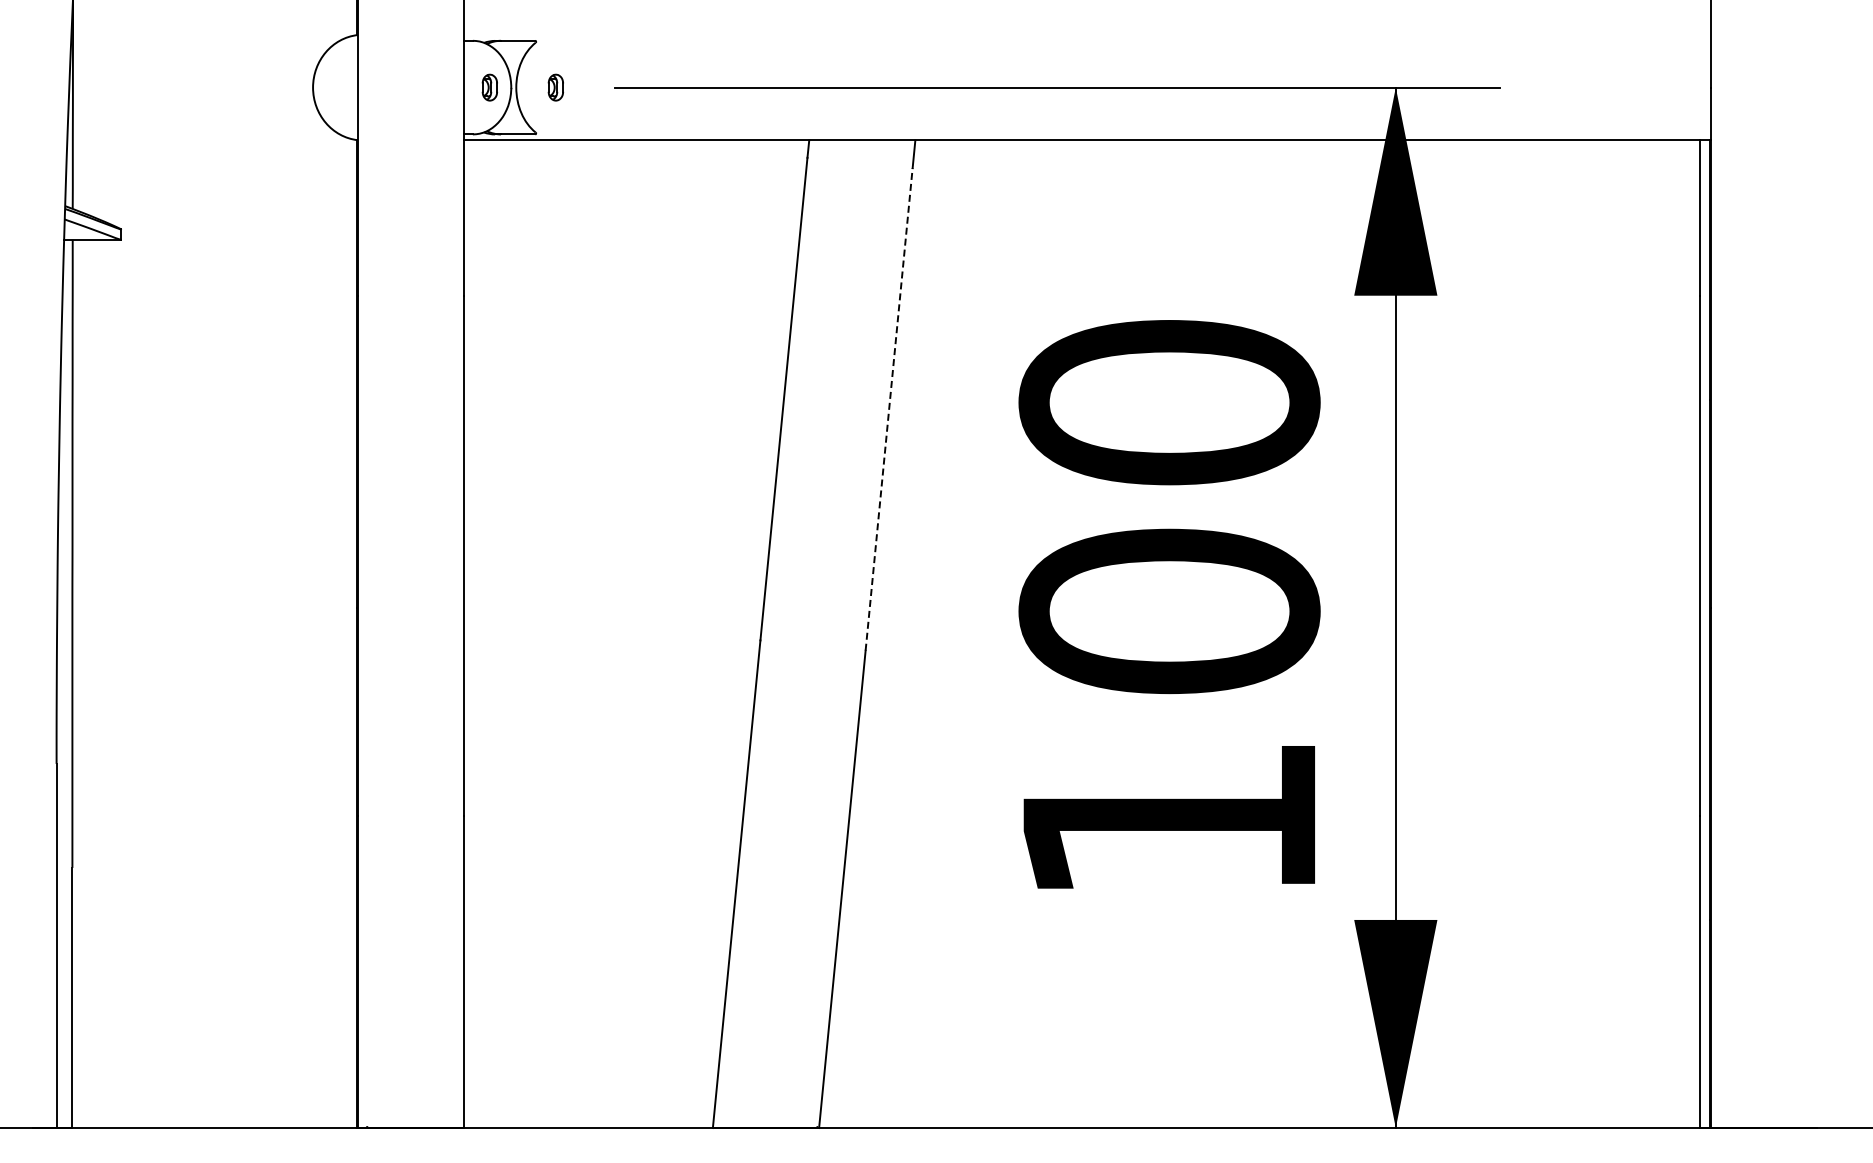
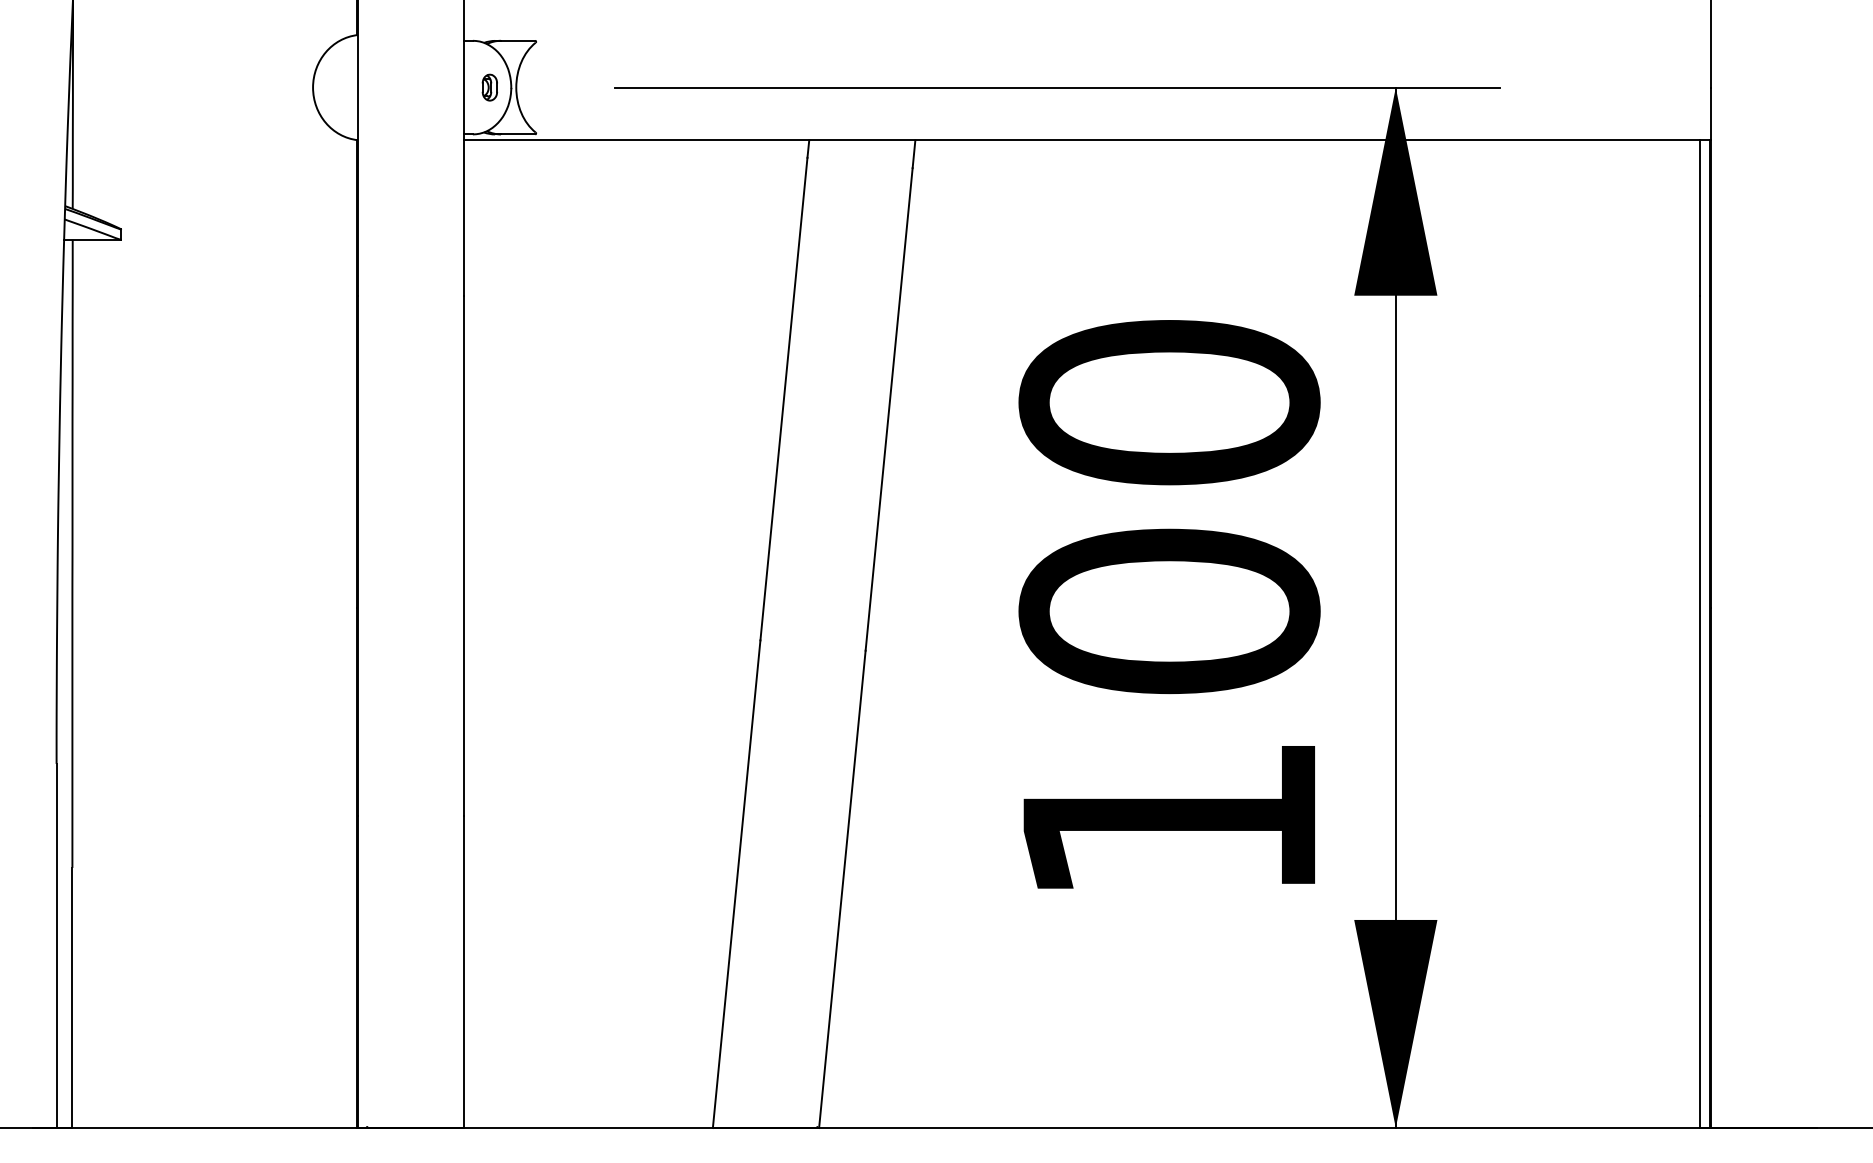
part: present -> none (555, 87)
line: dashed -> solid (889, 408)
